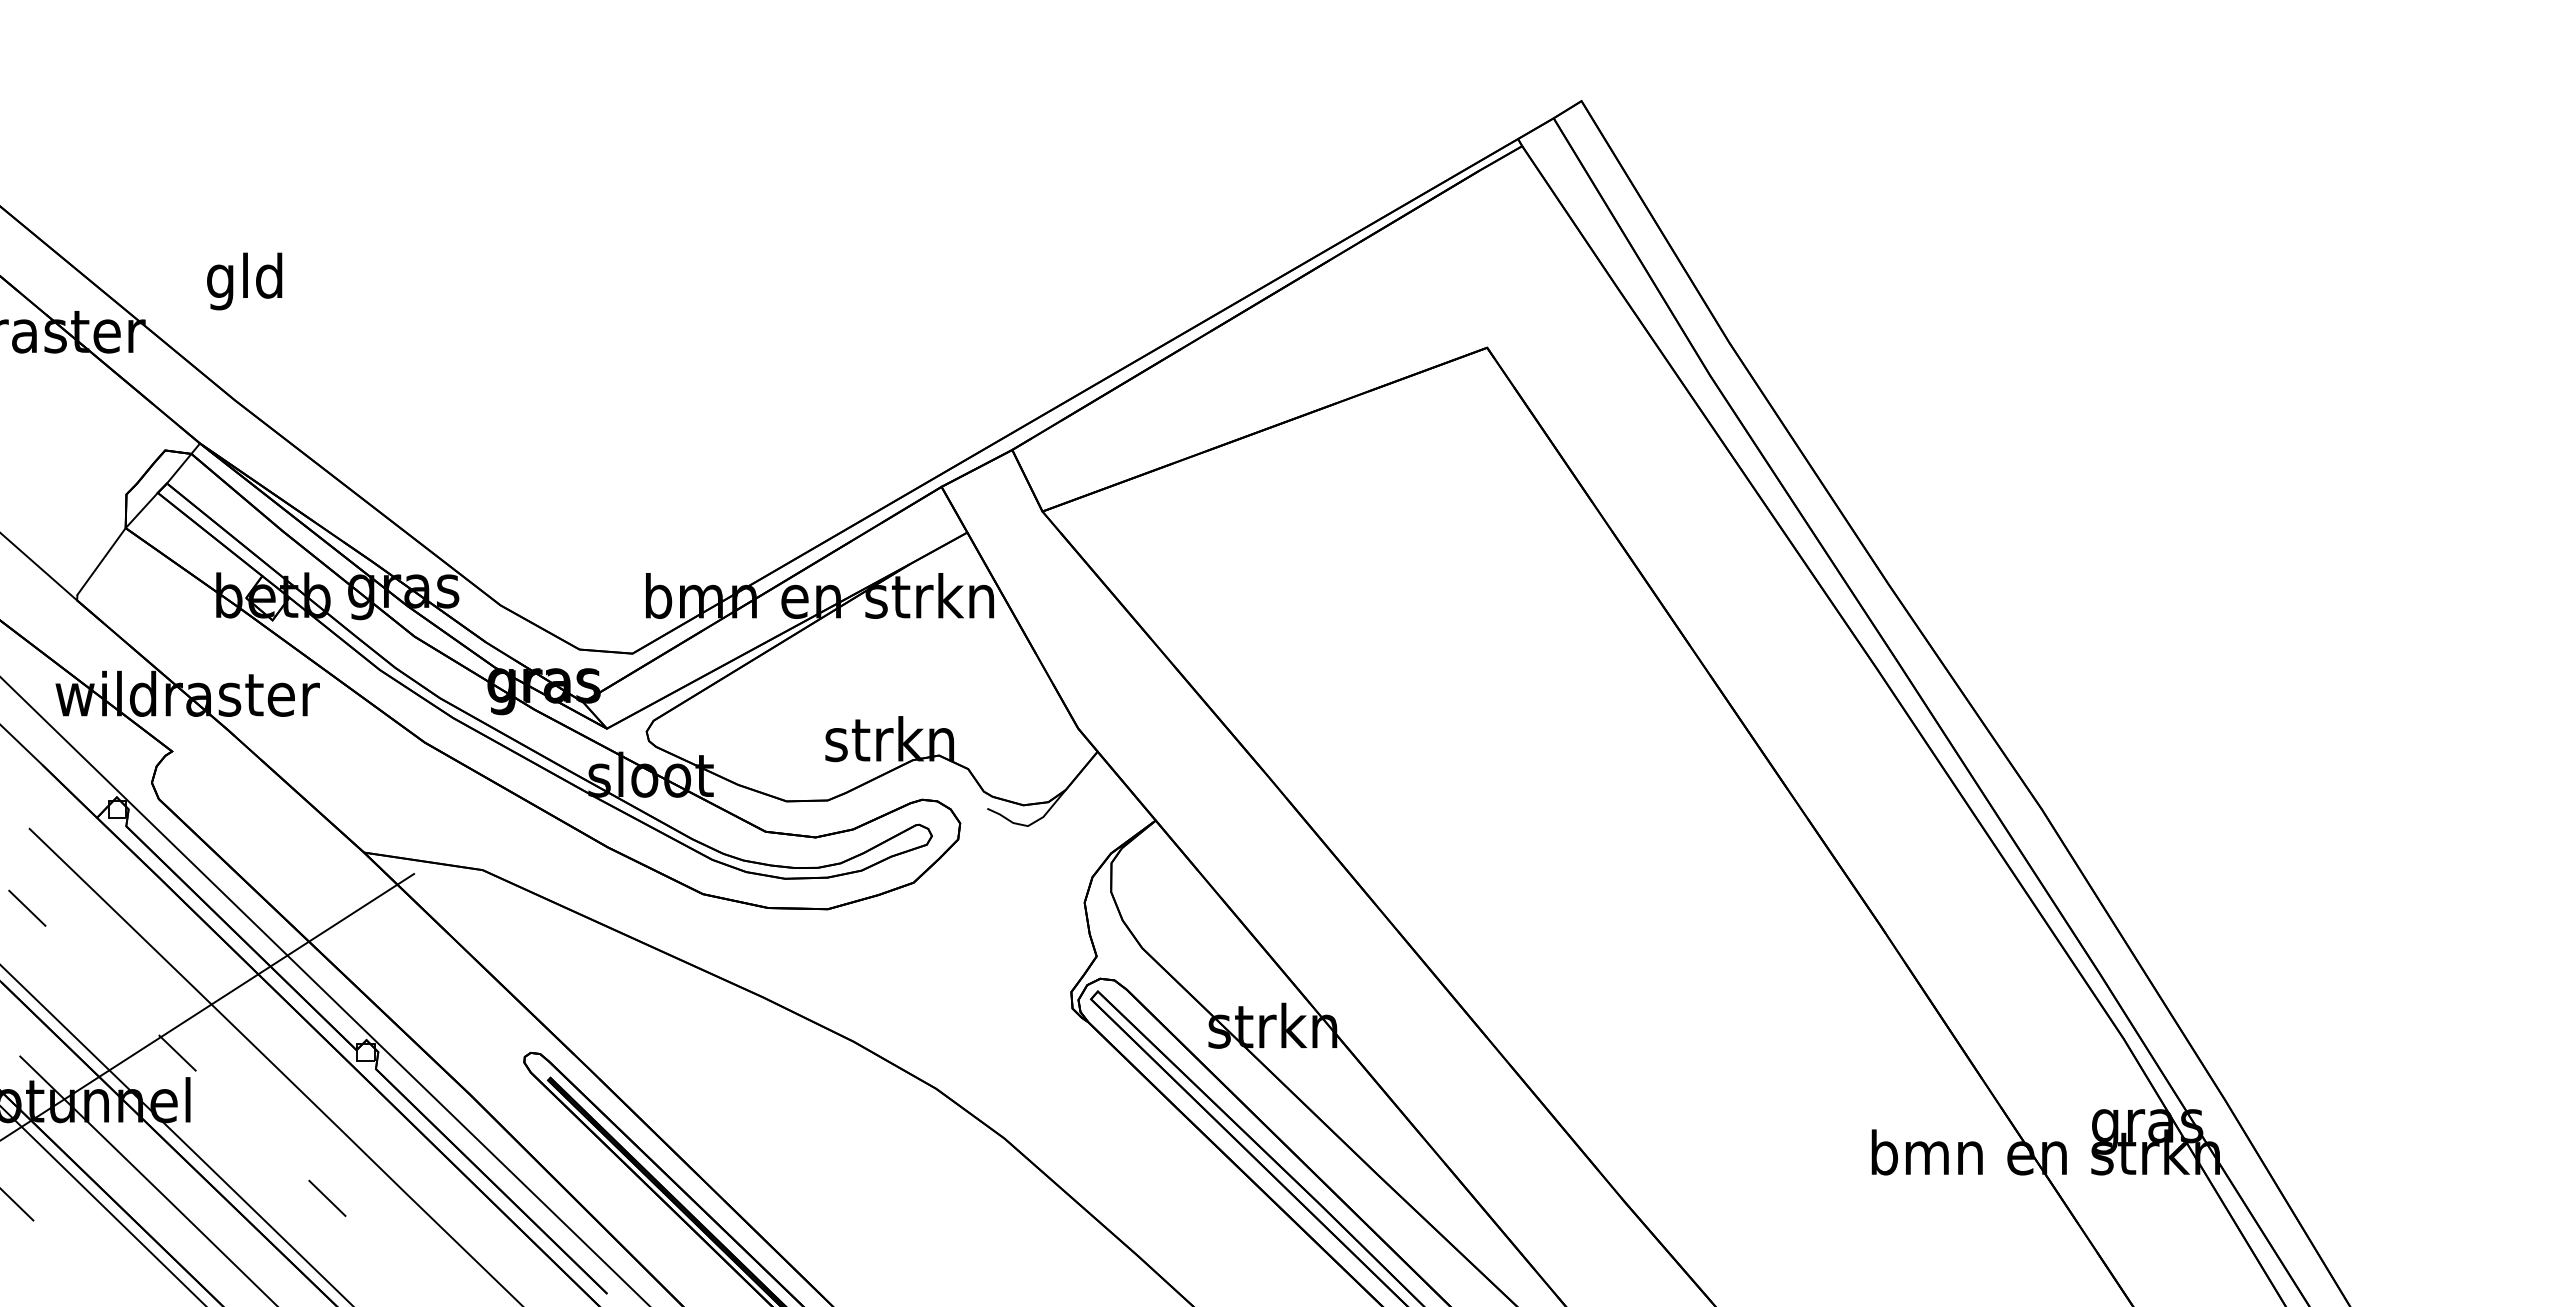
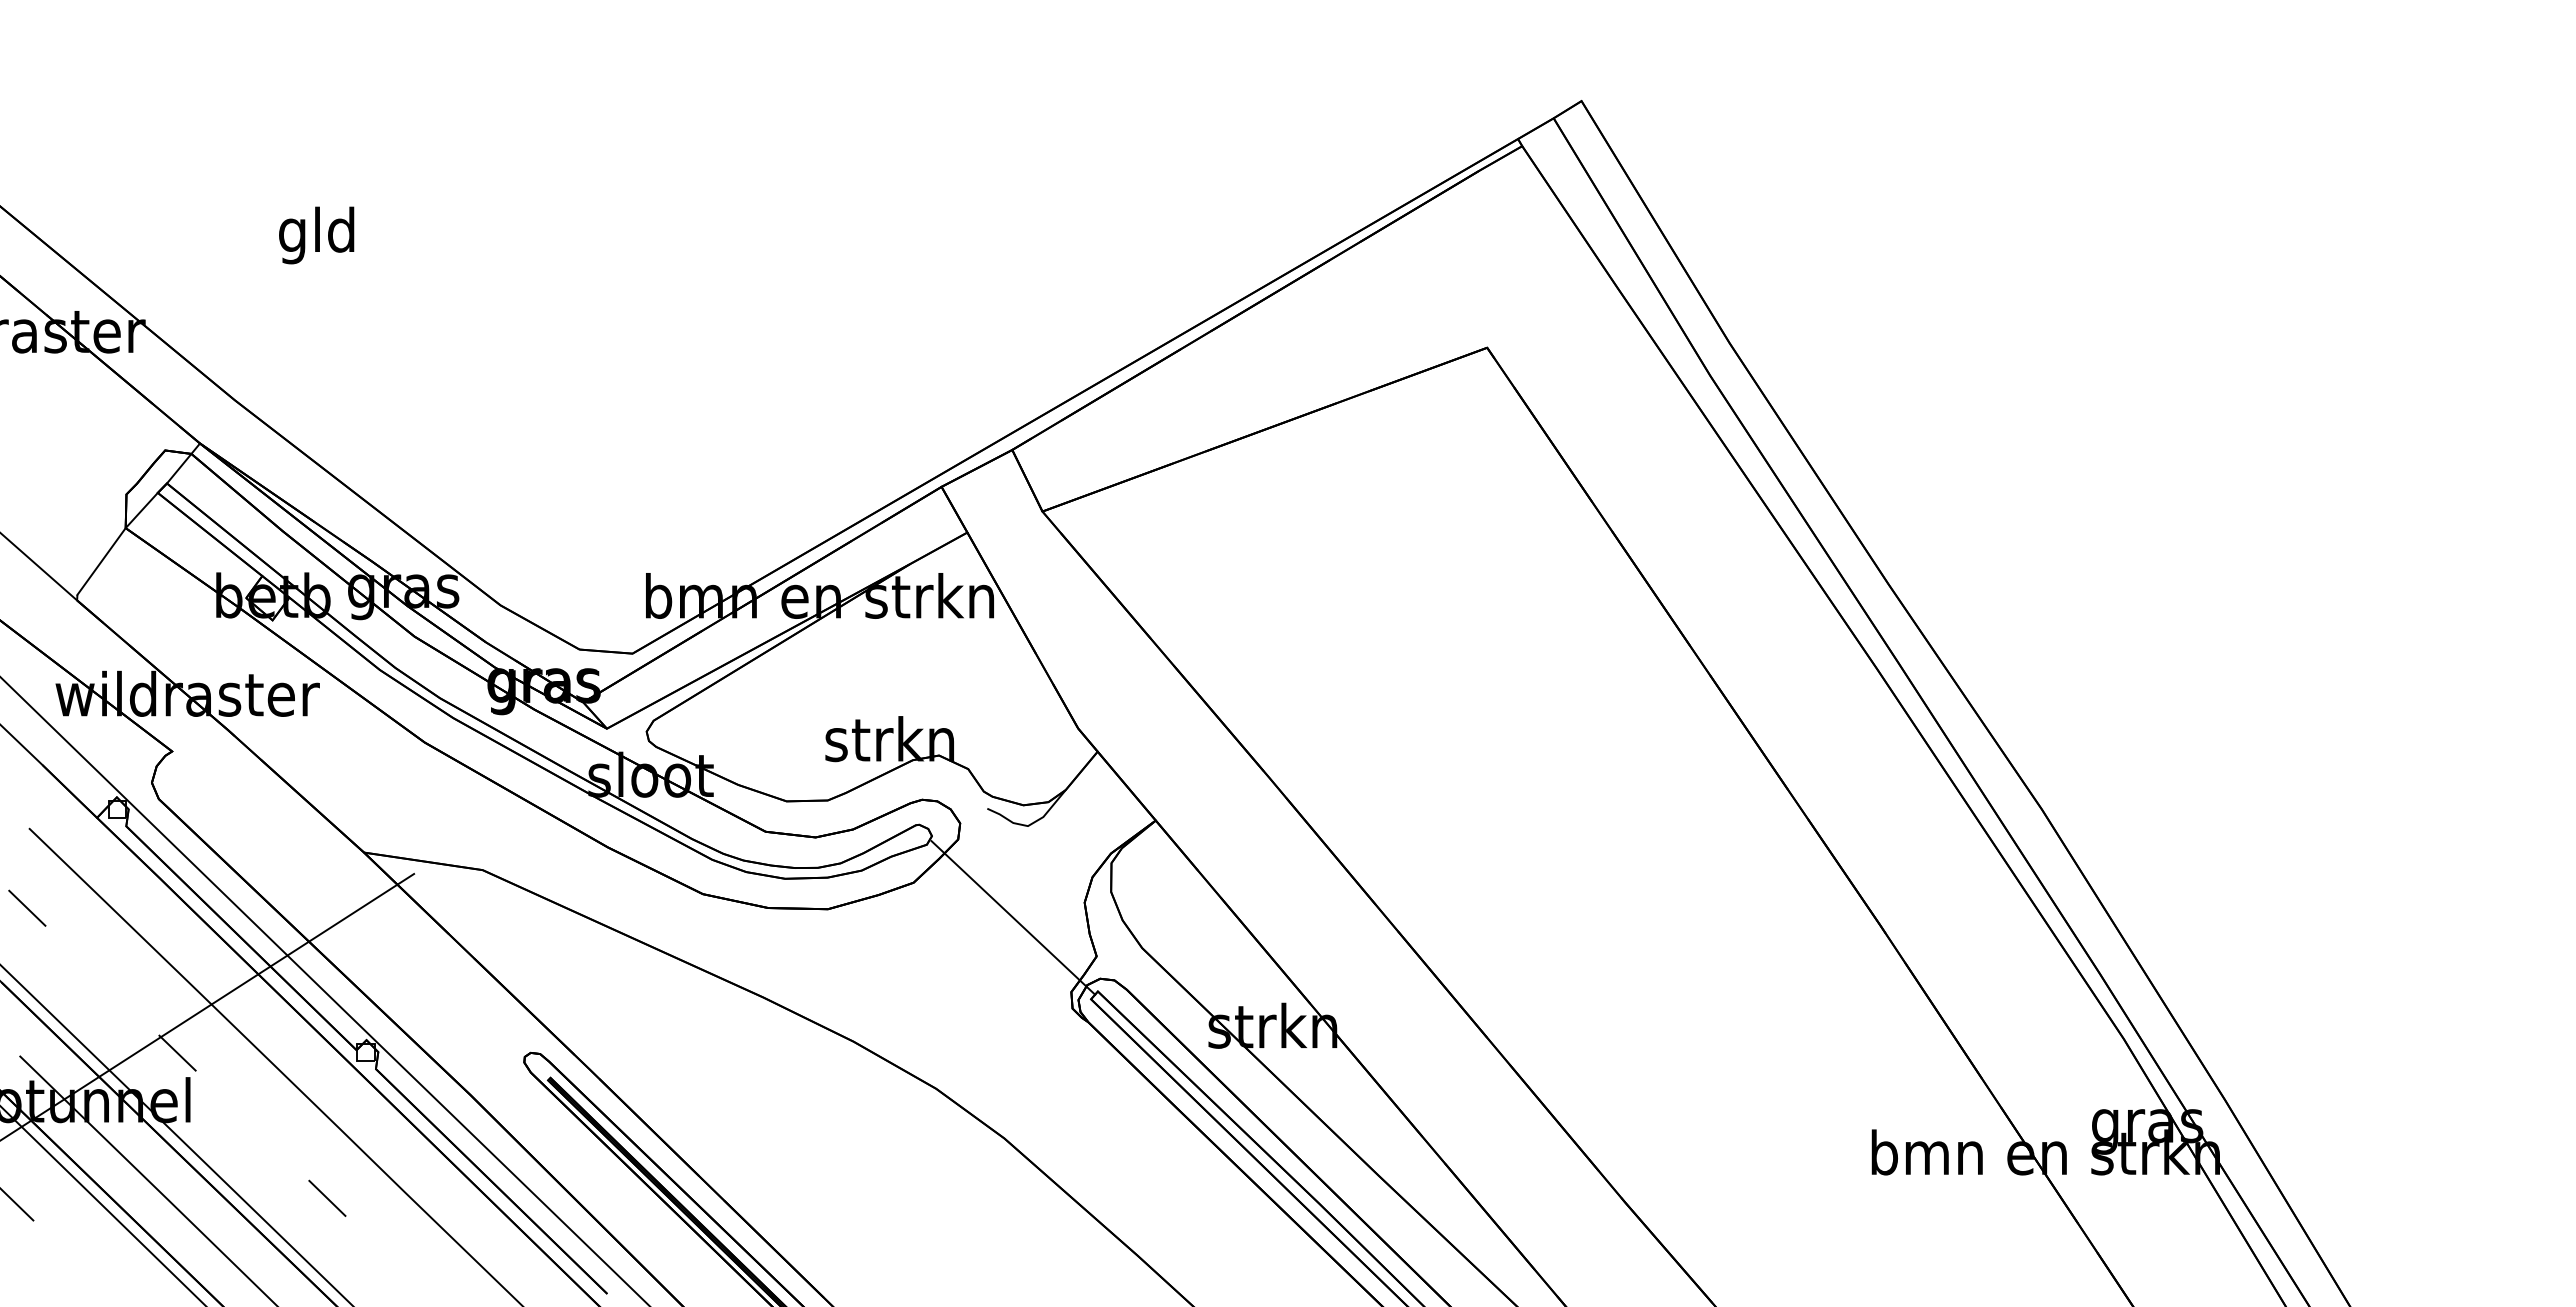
text position: (244, 281) -> (316, 235) (316, 235)
line: none -> present (1013, 917)
